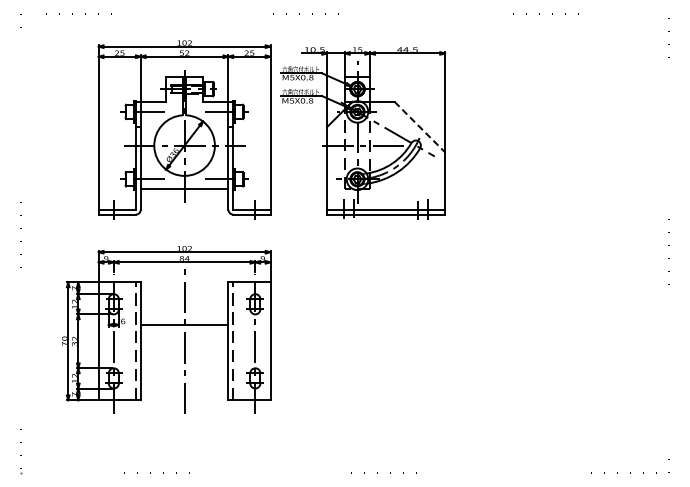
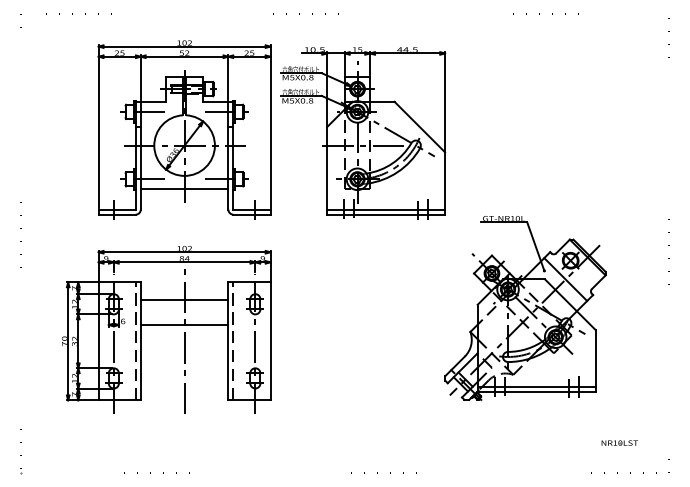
line: dashed -> solid (419, 127)
line: none -> present (184, 300)
part: none -> present (525, 308)
part: none -> present (619, 442)
